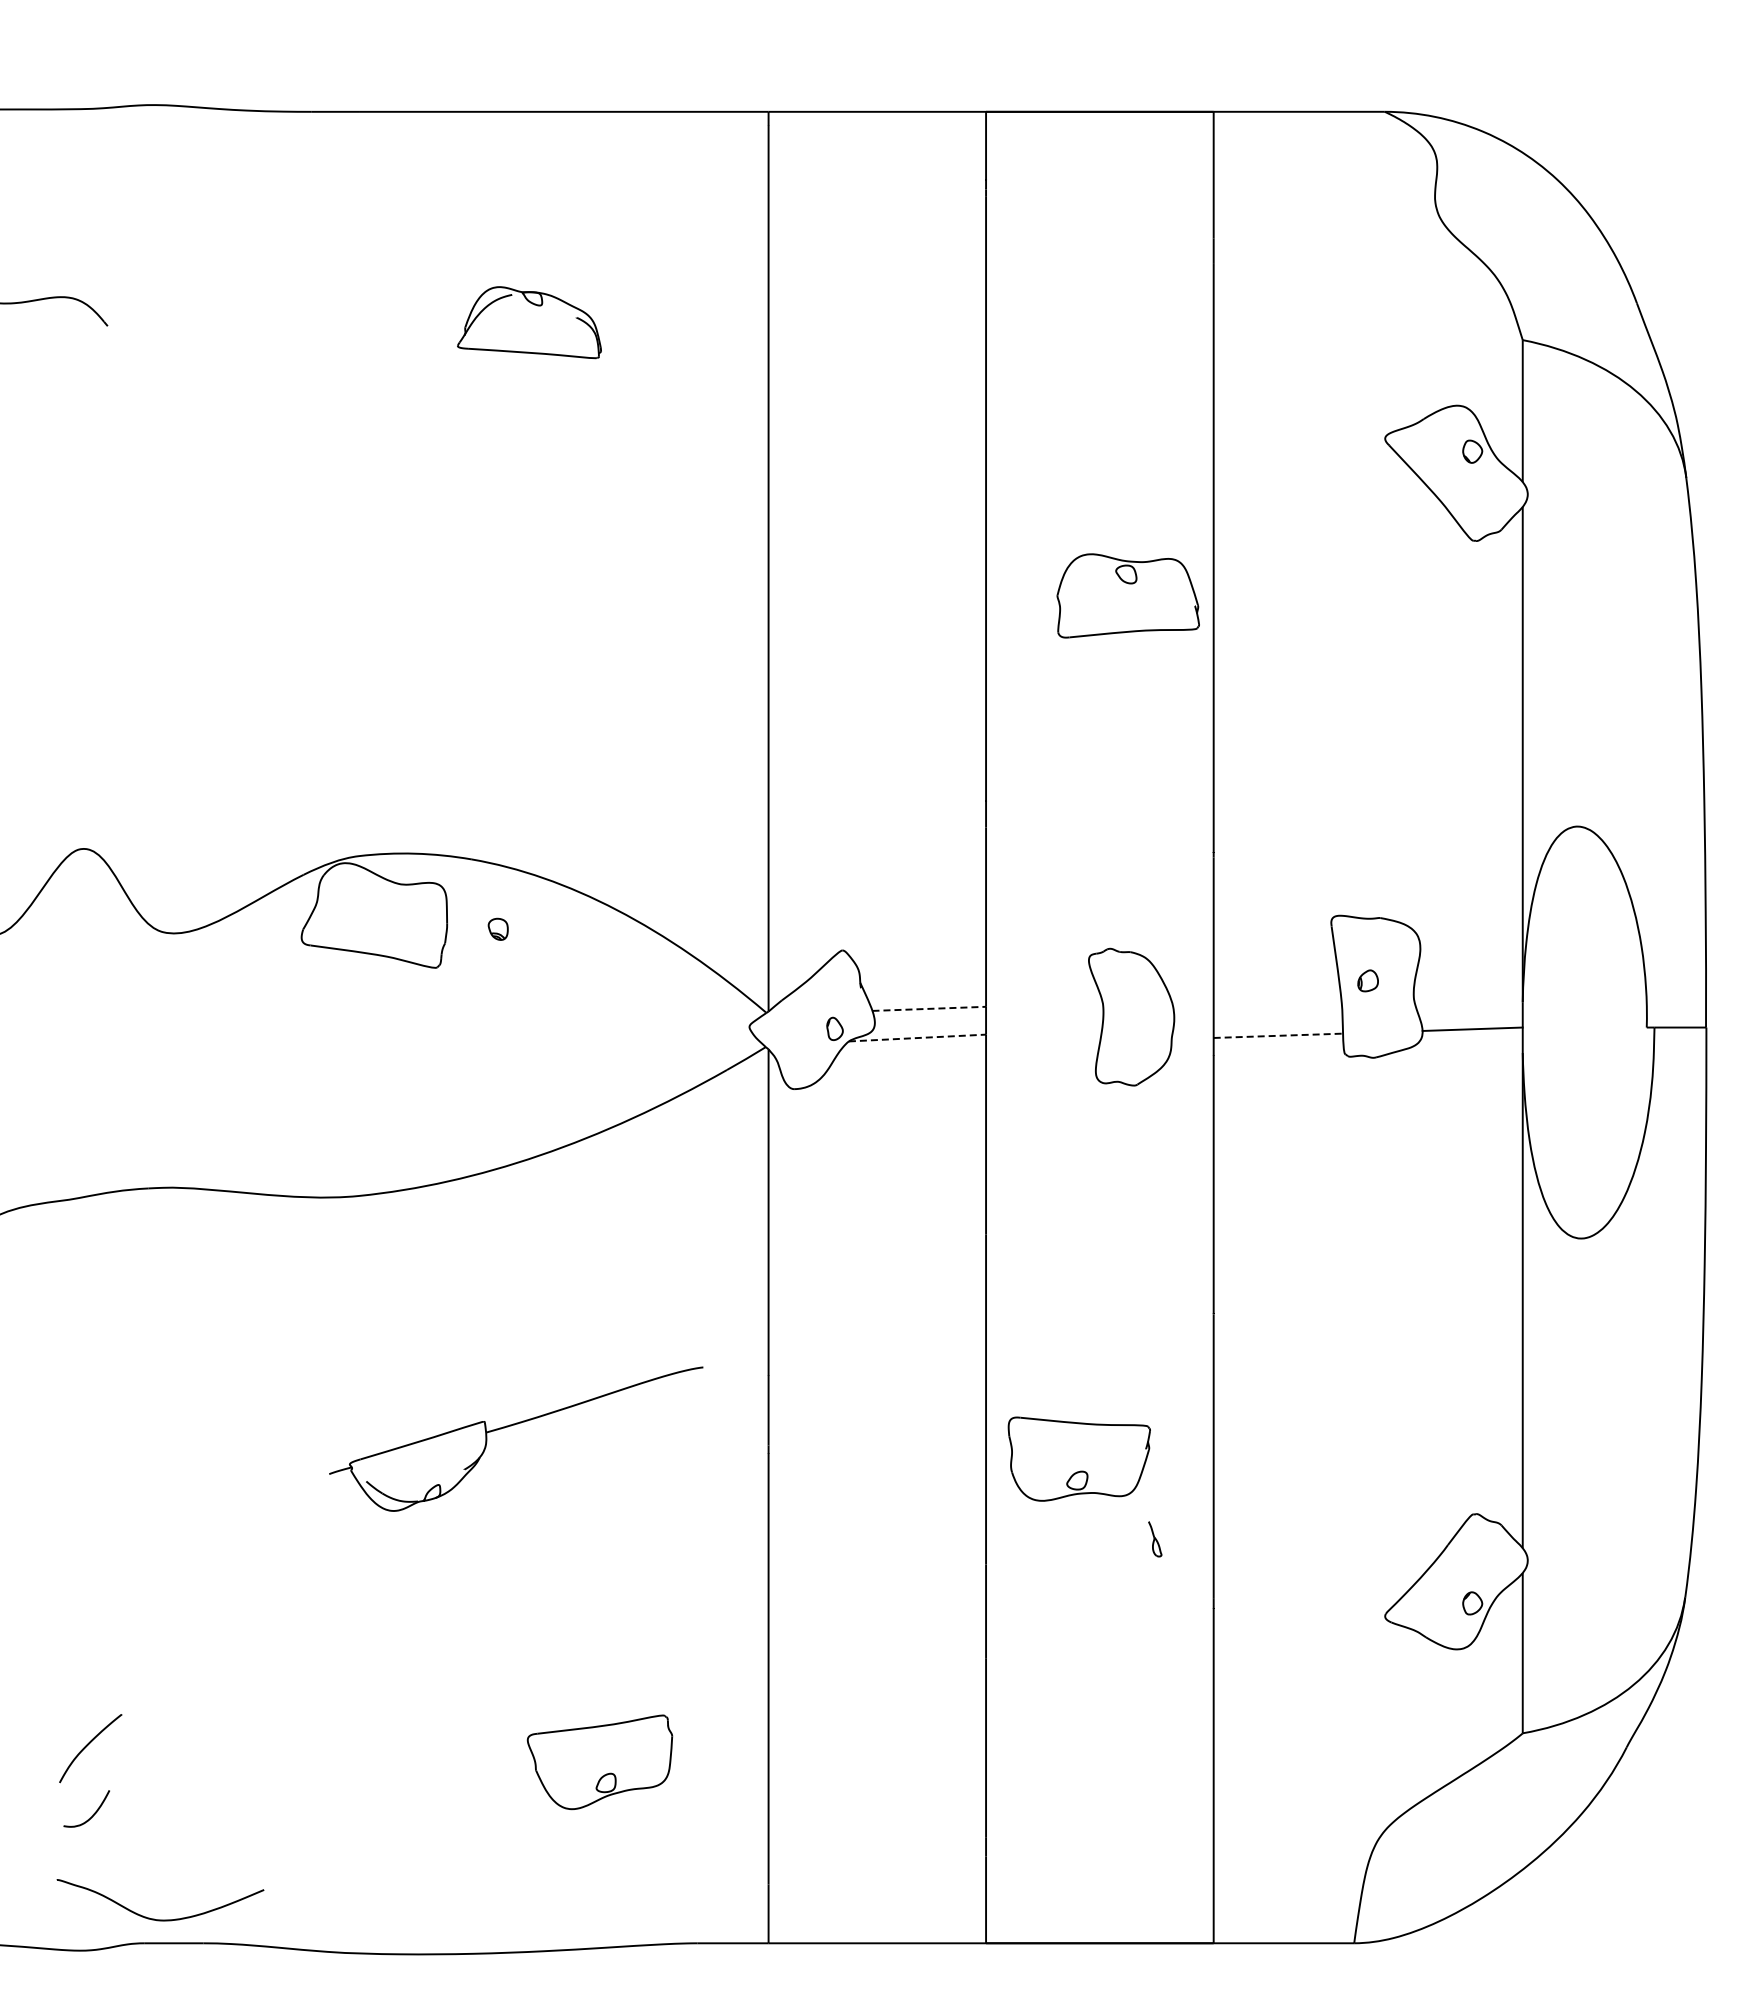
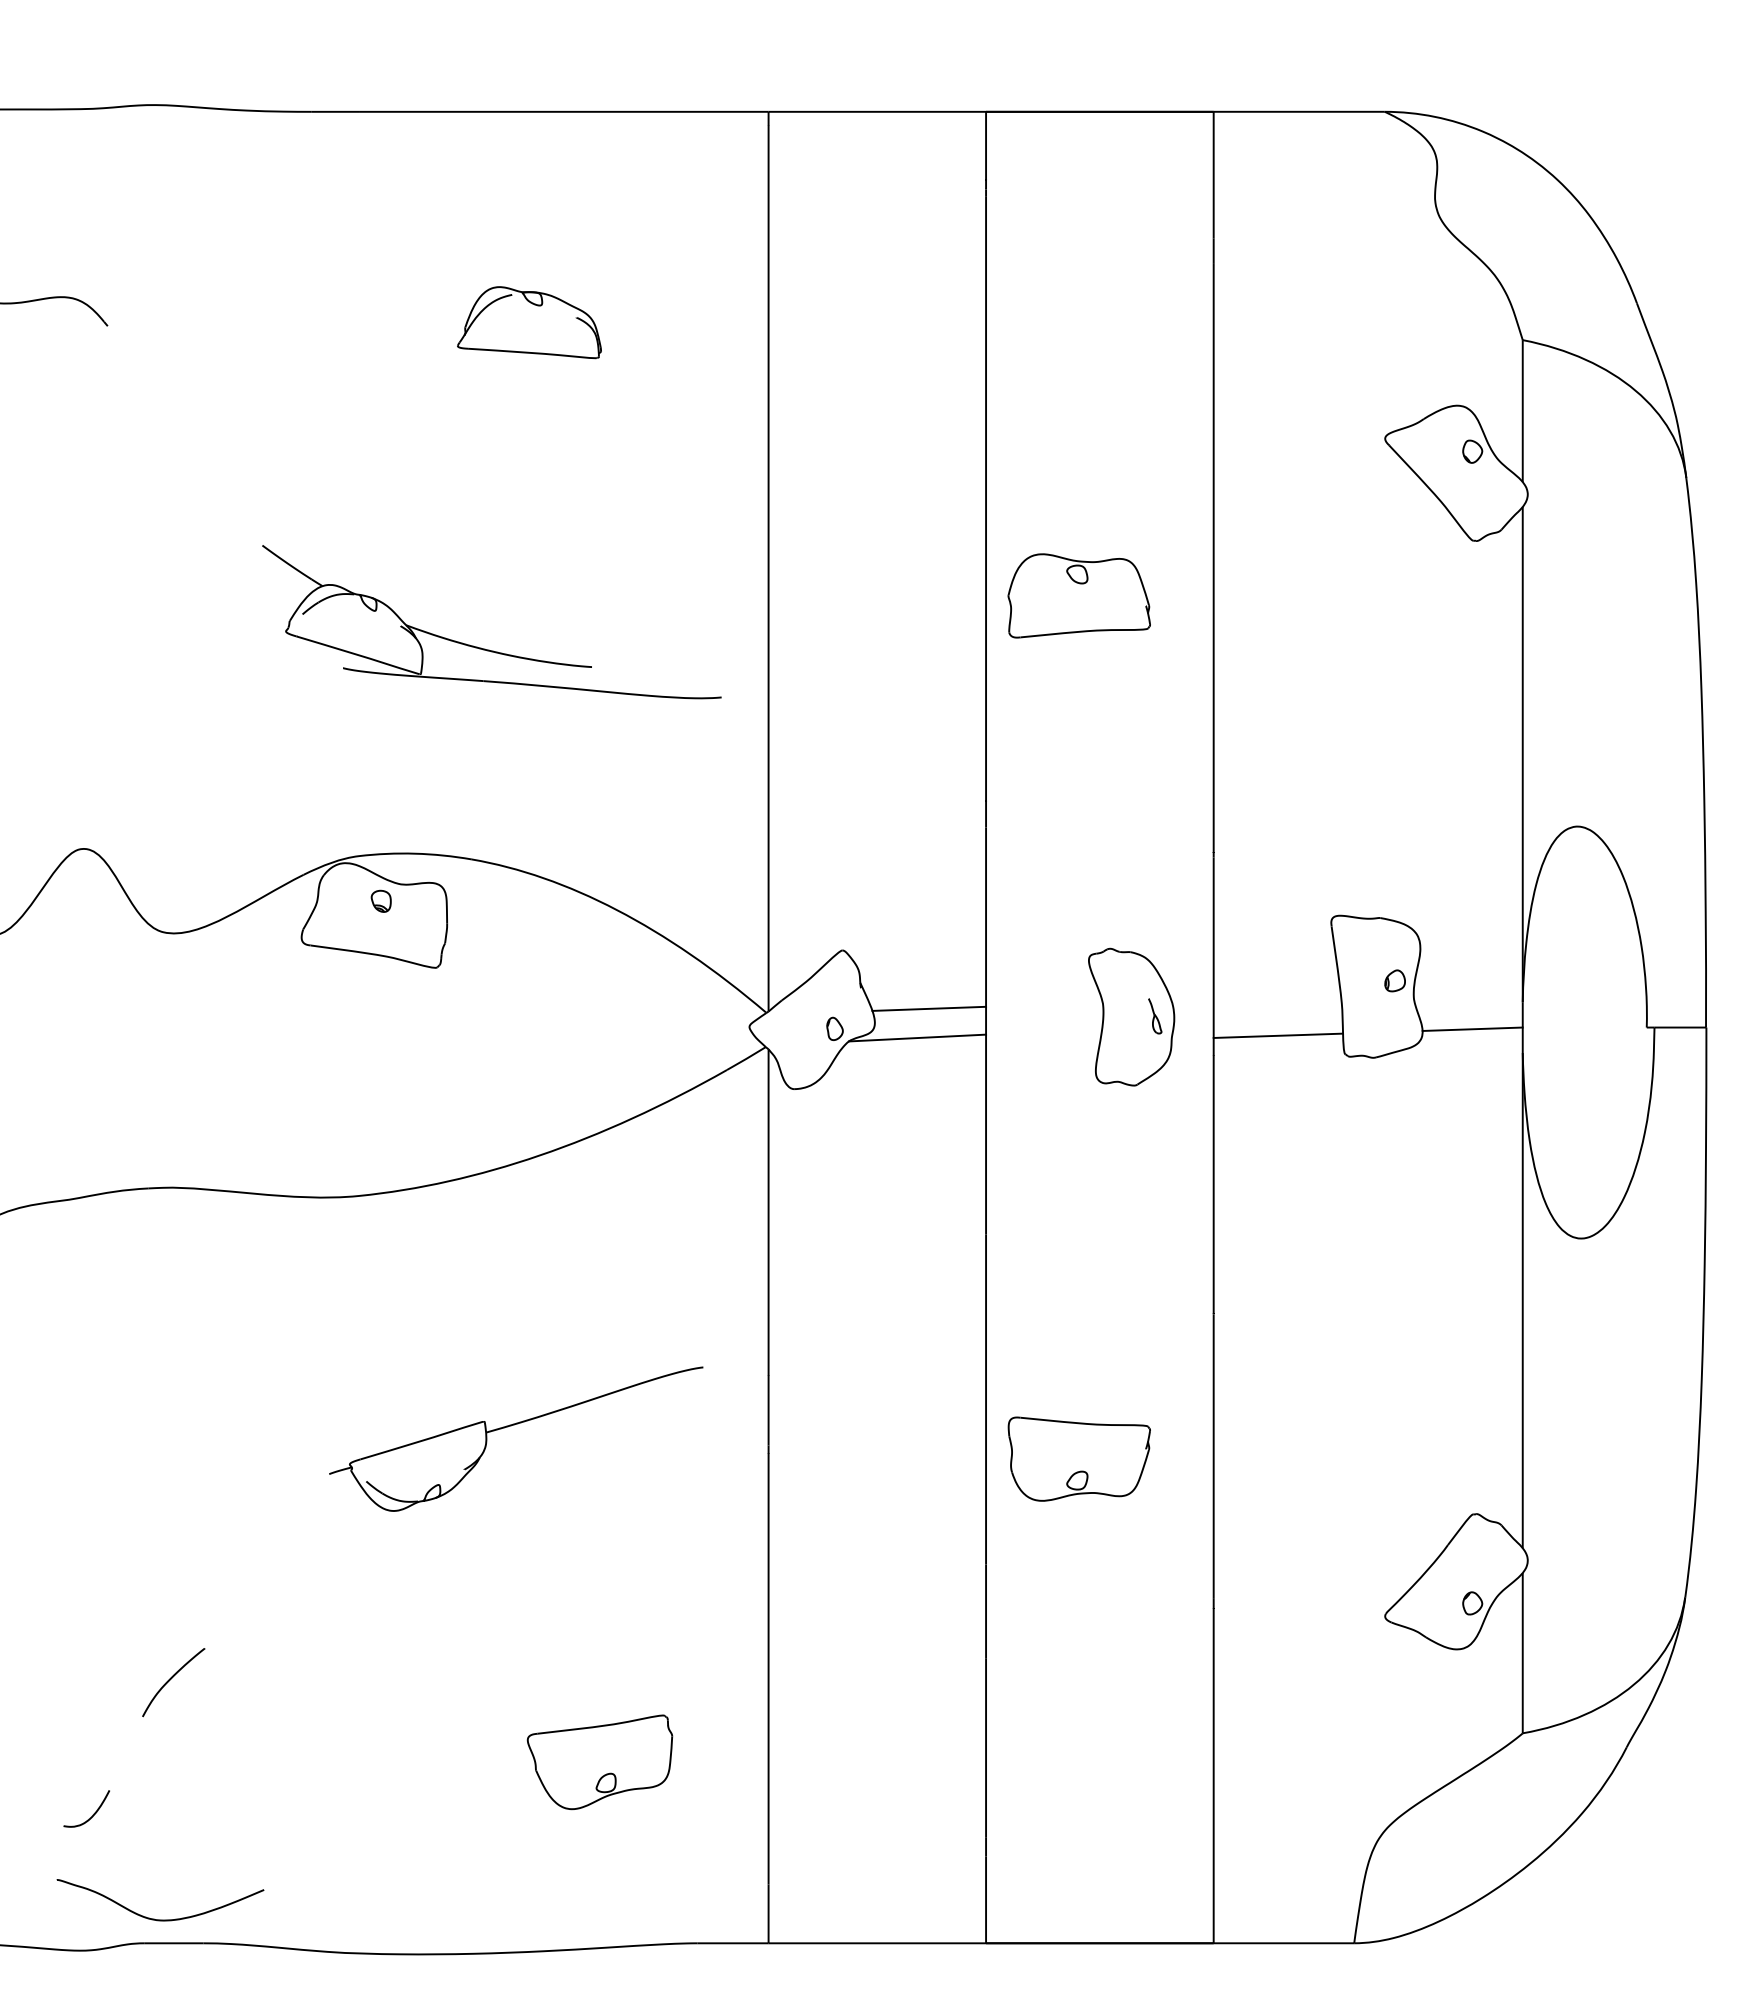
part position: (1127, 595) -> (1078, 595) (1078, 595)
part: none -> present (485, 648)
part position: (497, 928) -> (380, 900) (380, 900)
part position: (1367, 980) -> (1394, 980) (1394, 980)
line: dashed -> solid (929, 1008)
line: dashed -> solid (1278, 1035)
line: dashed -> solid (917, 1038)
part position: (1155, 1539) -> (1155, 1016) (1155, 1016)
curve position: (88, 1745) -> (171, 1679) (171, 1679)
